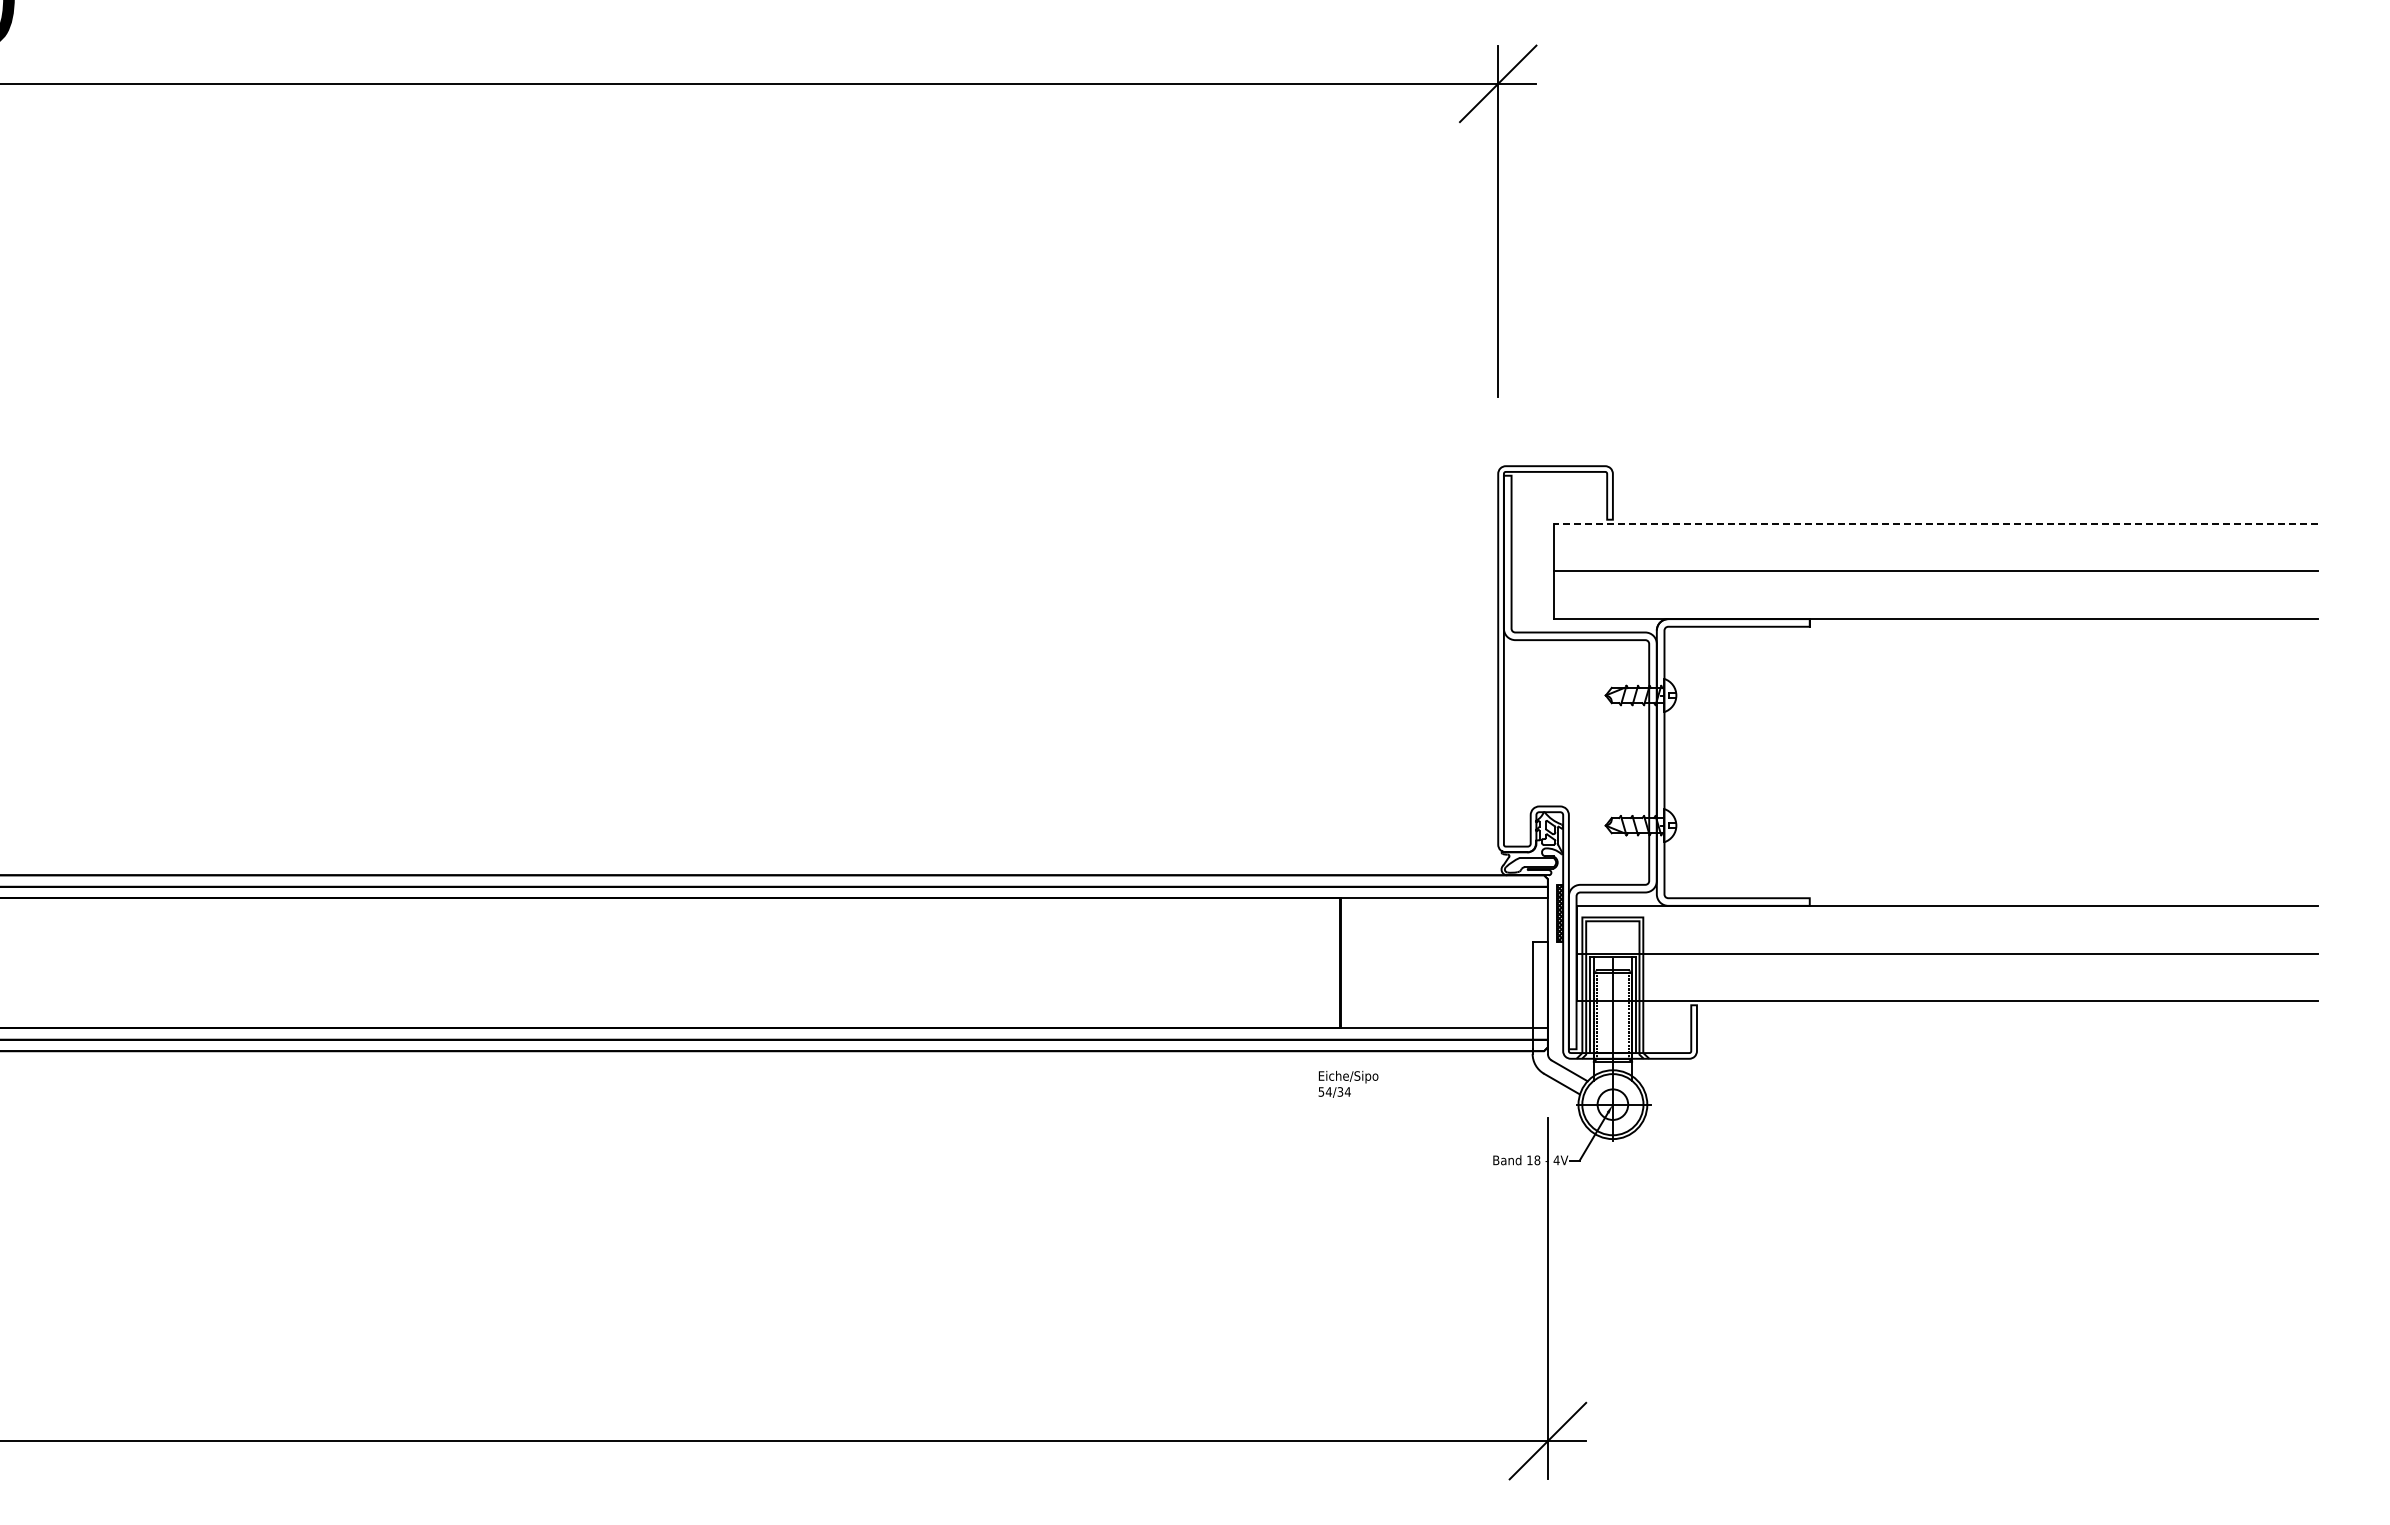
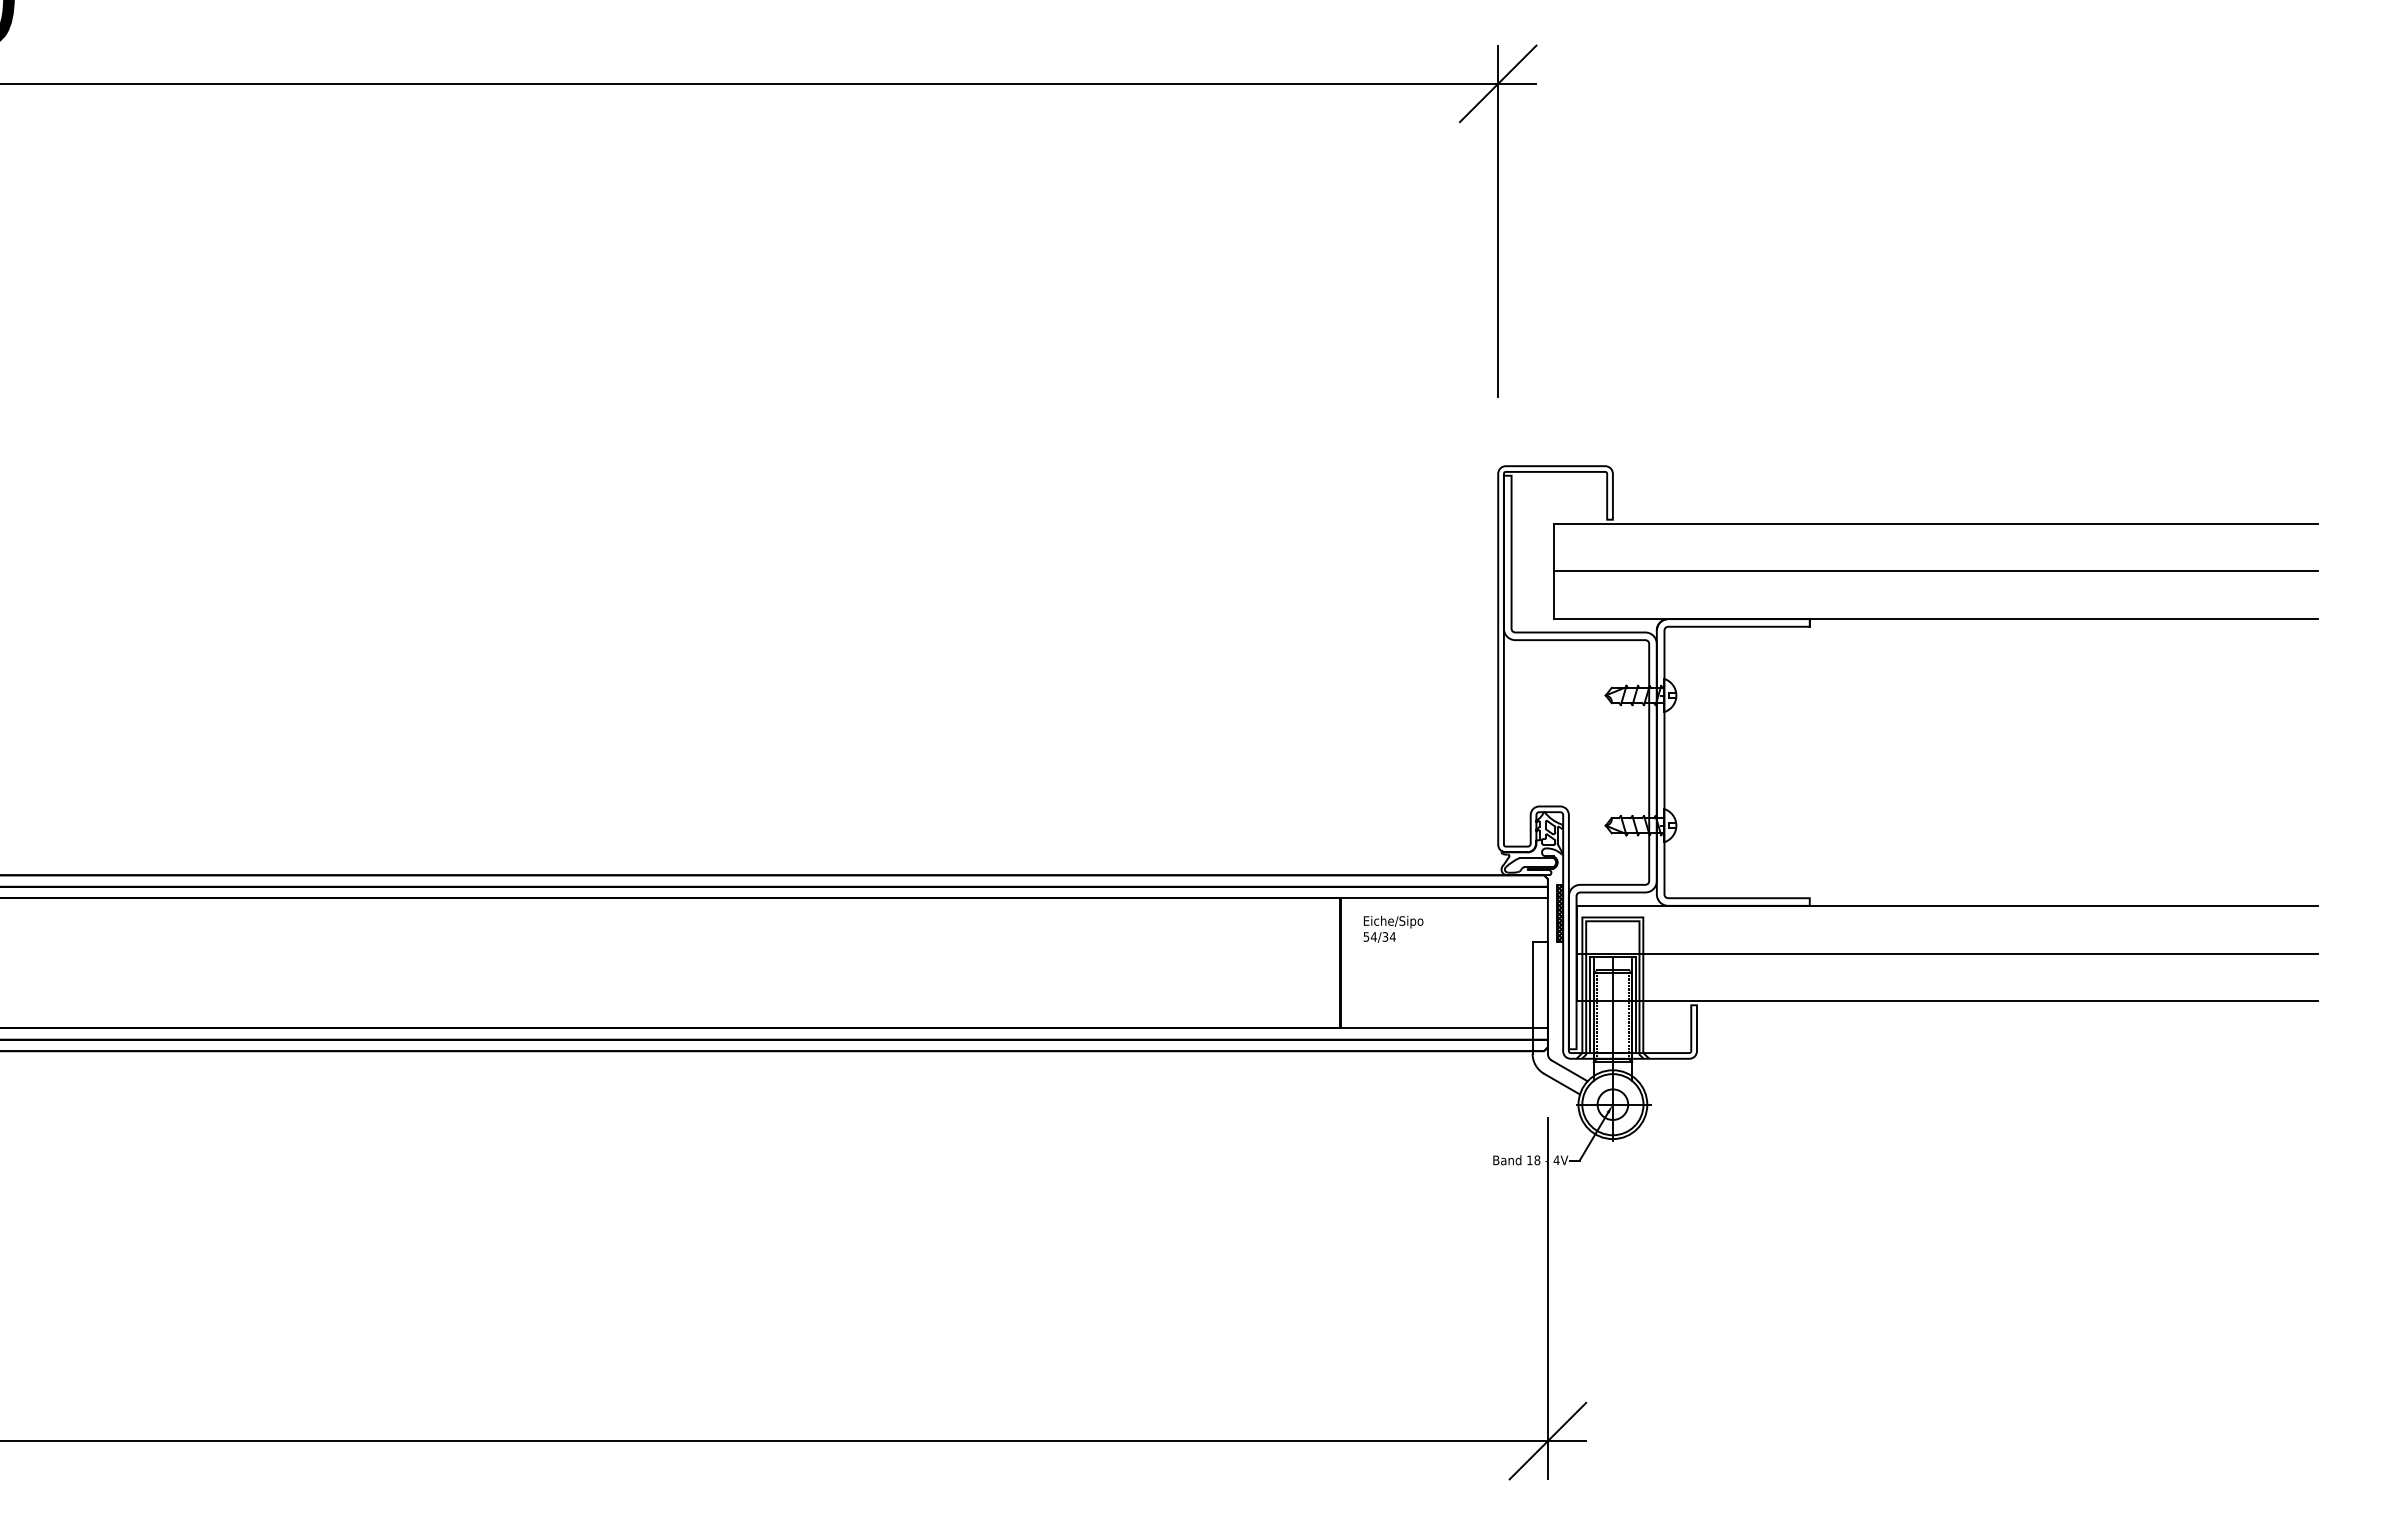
line: dashed -> solid (1935, 523)
text position: (1348, 1083) -> (1393, 928) (1393, 928)
